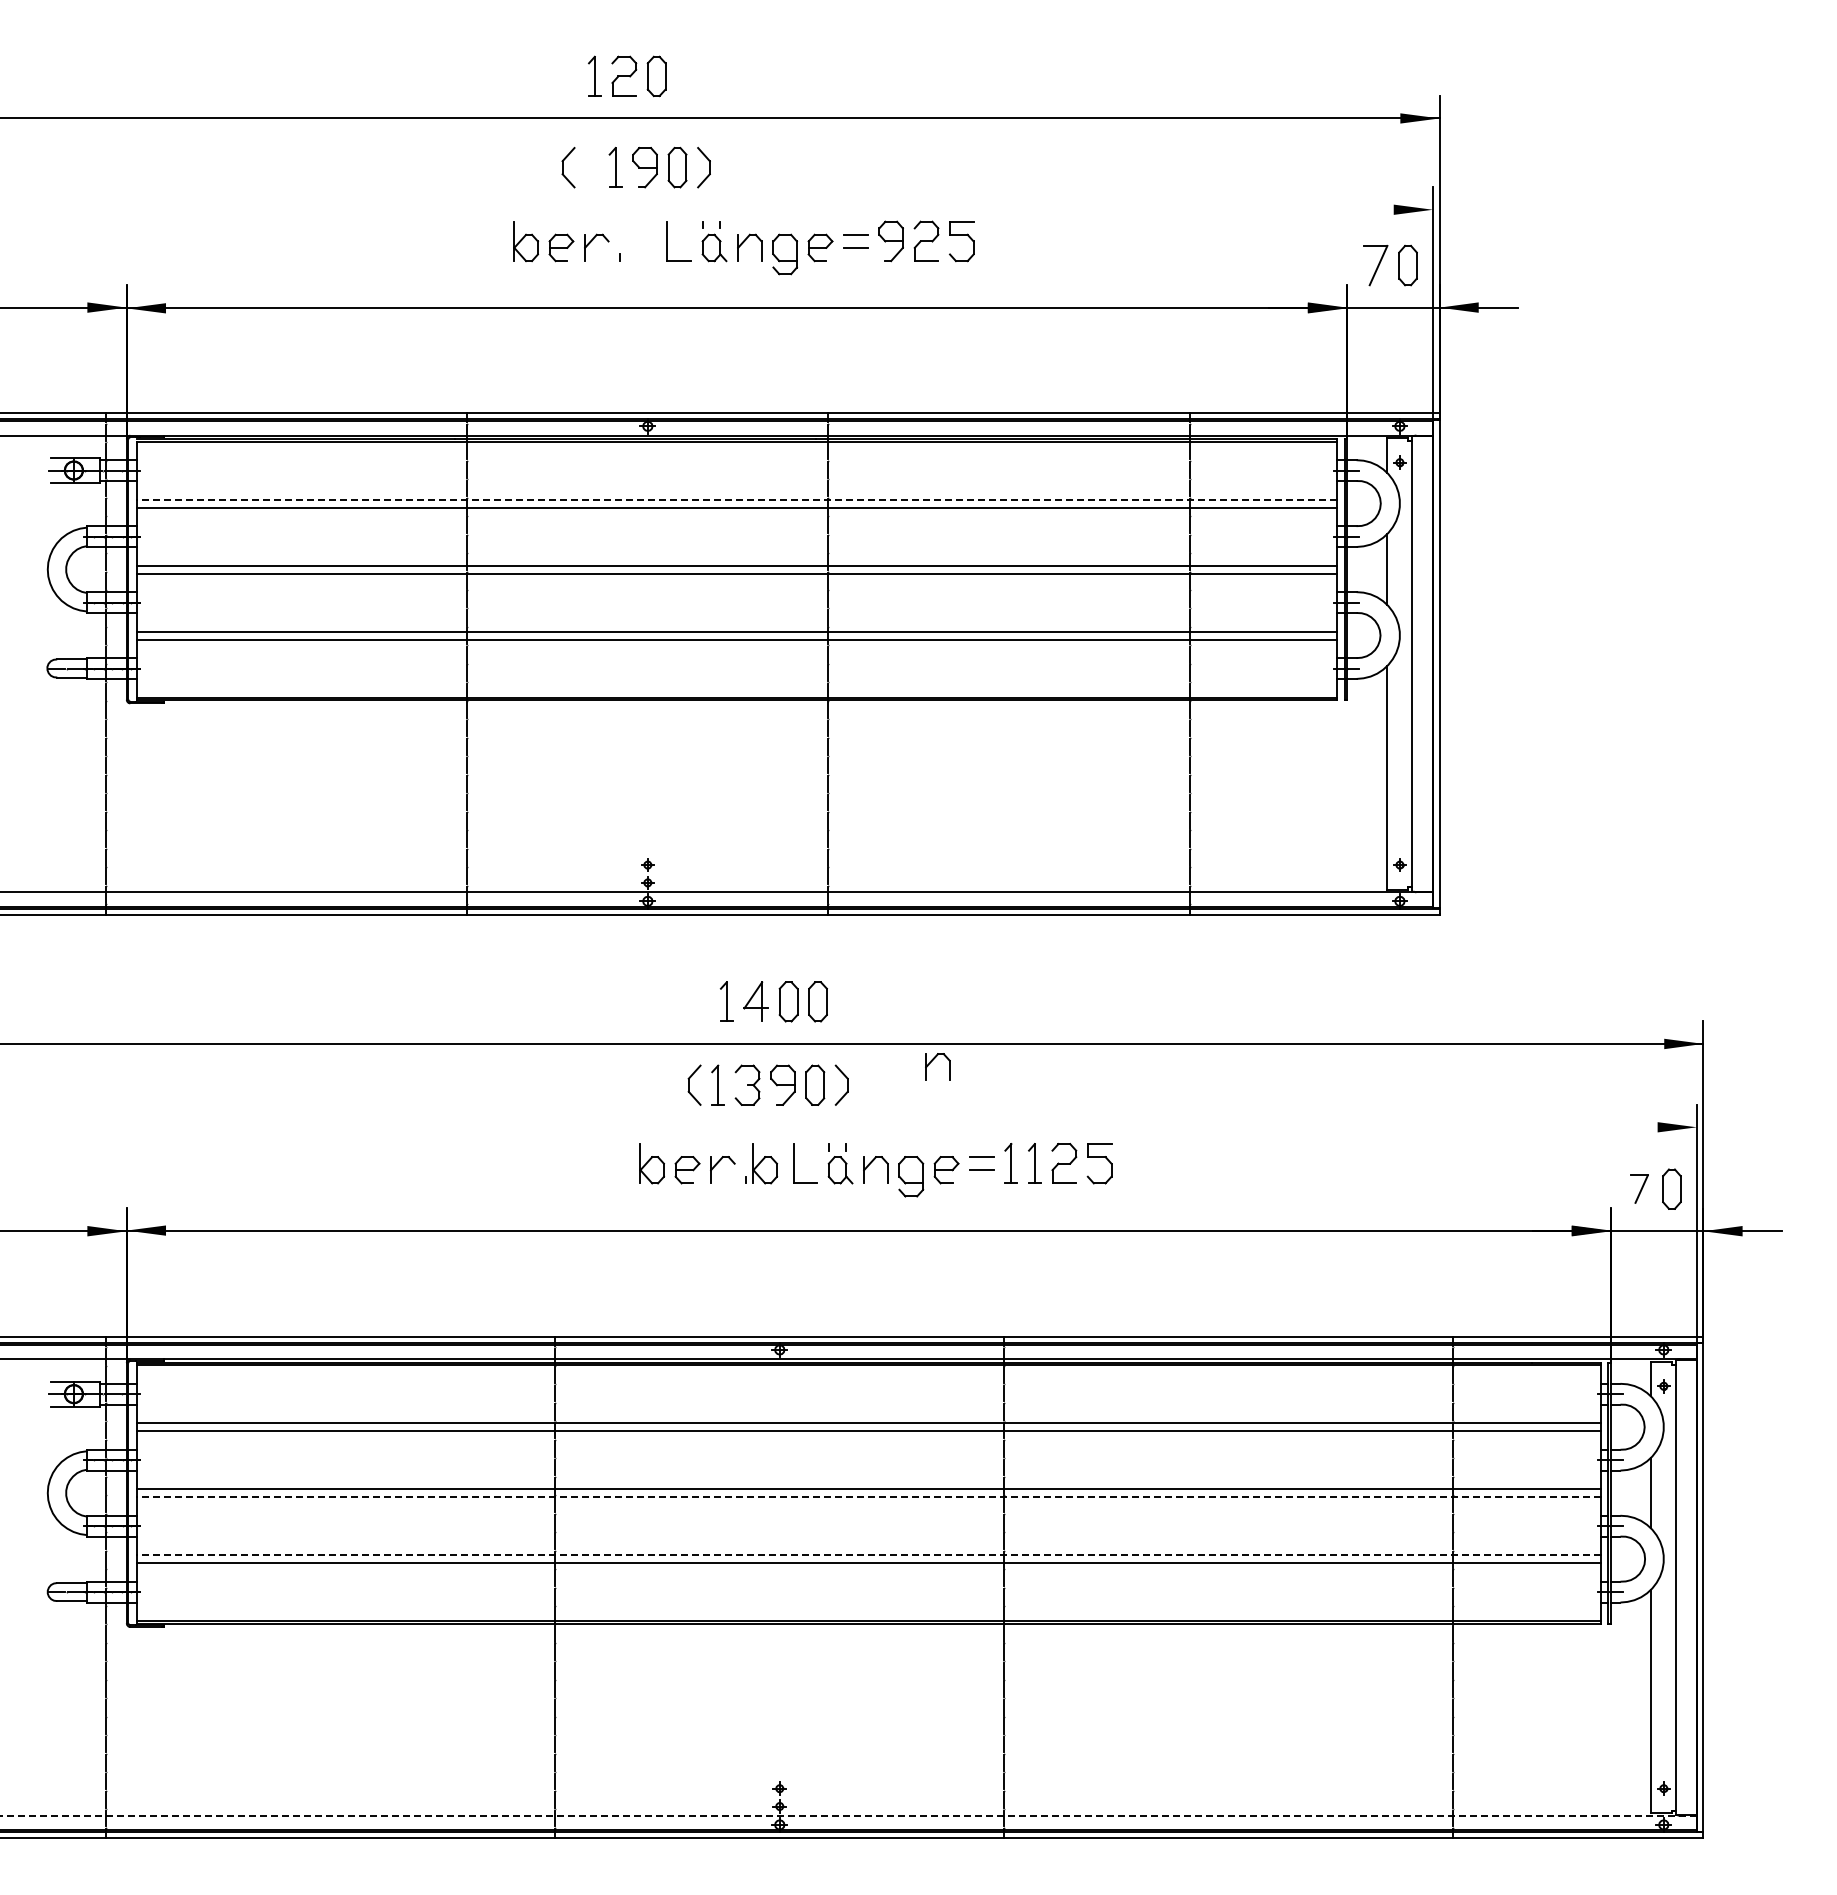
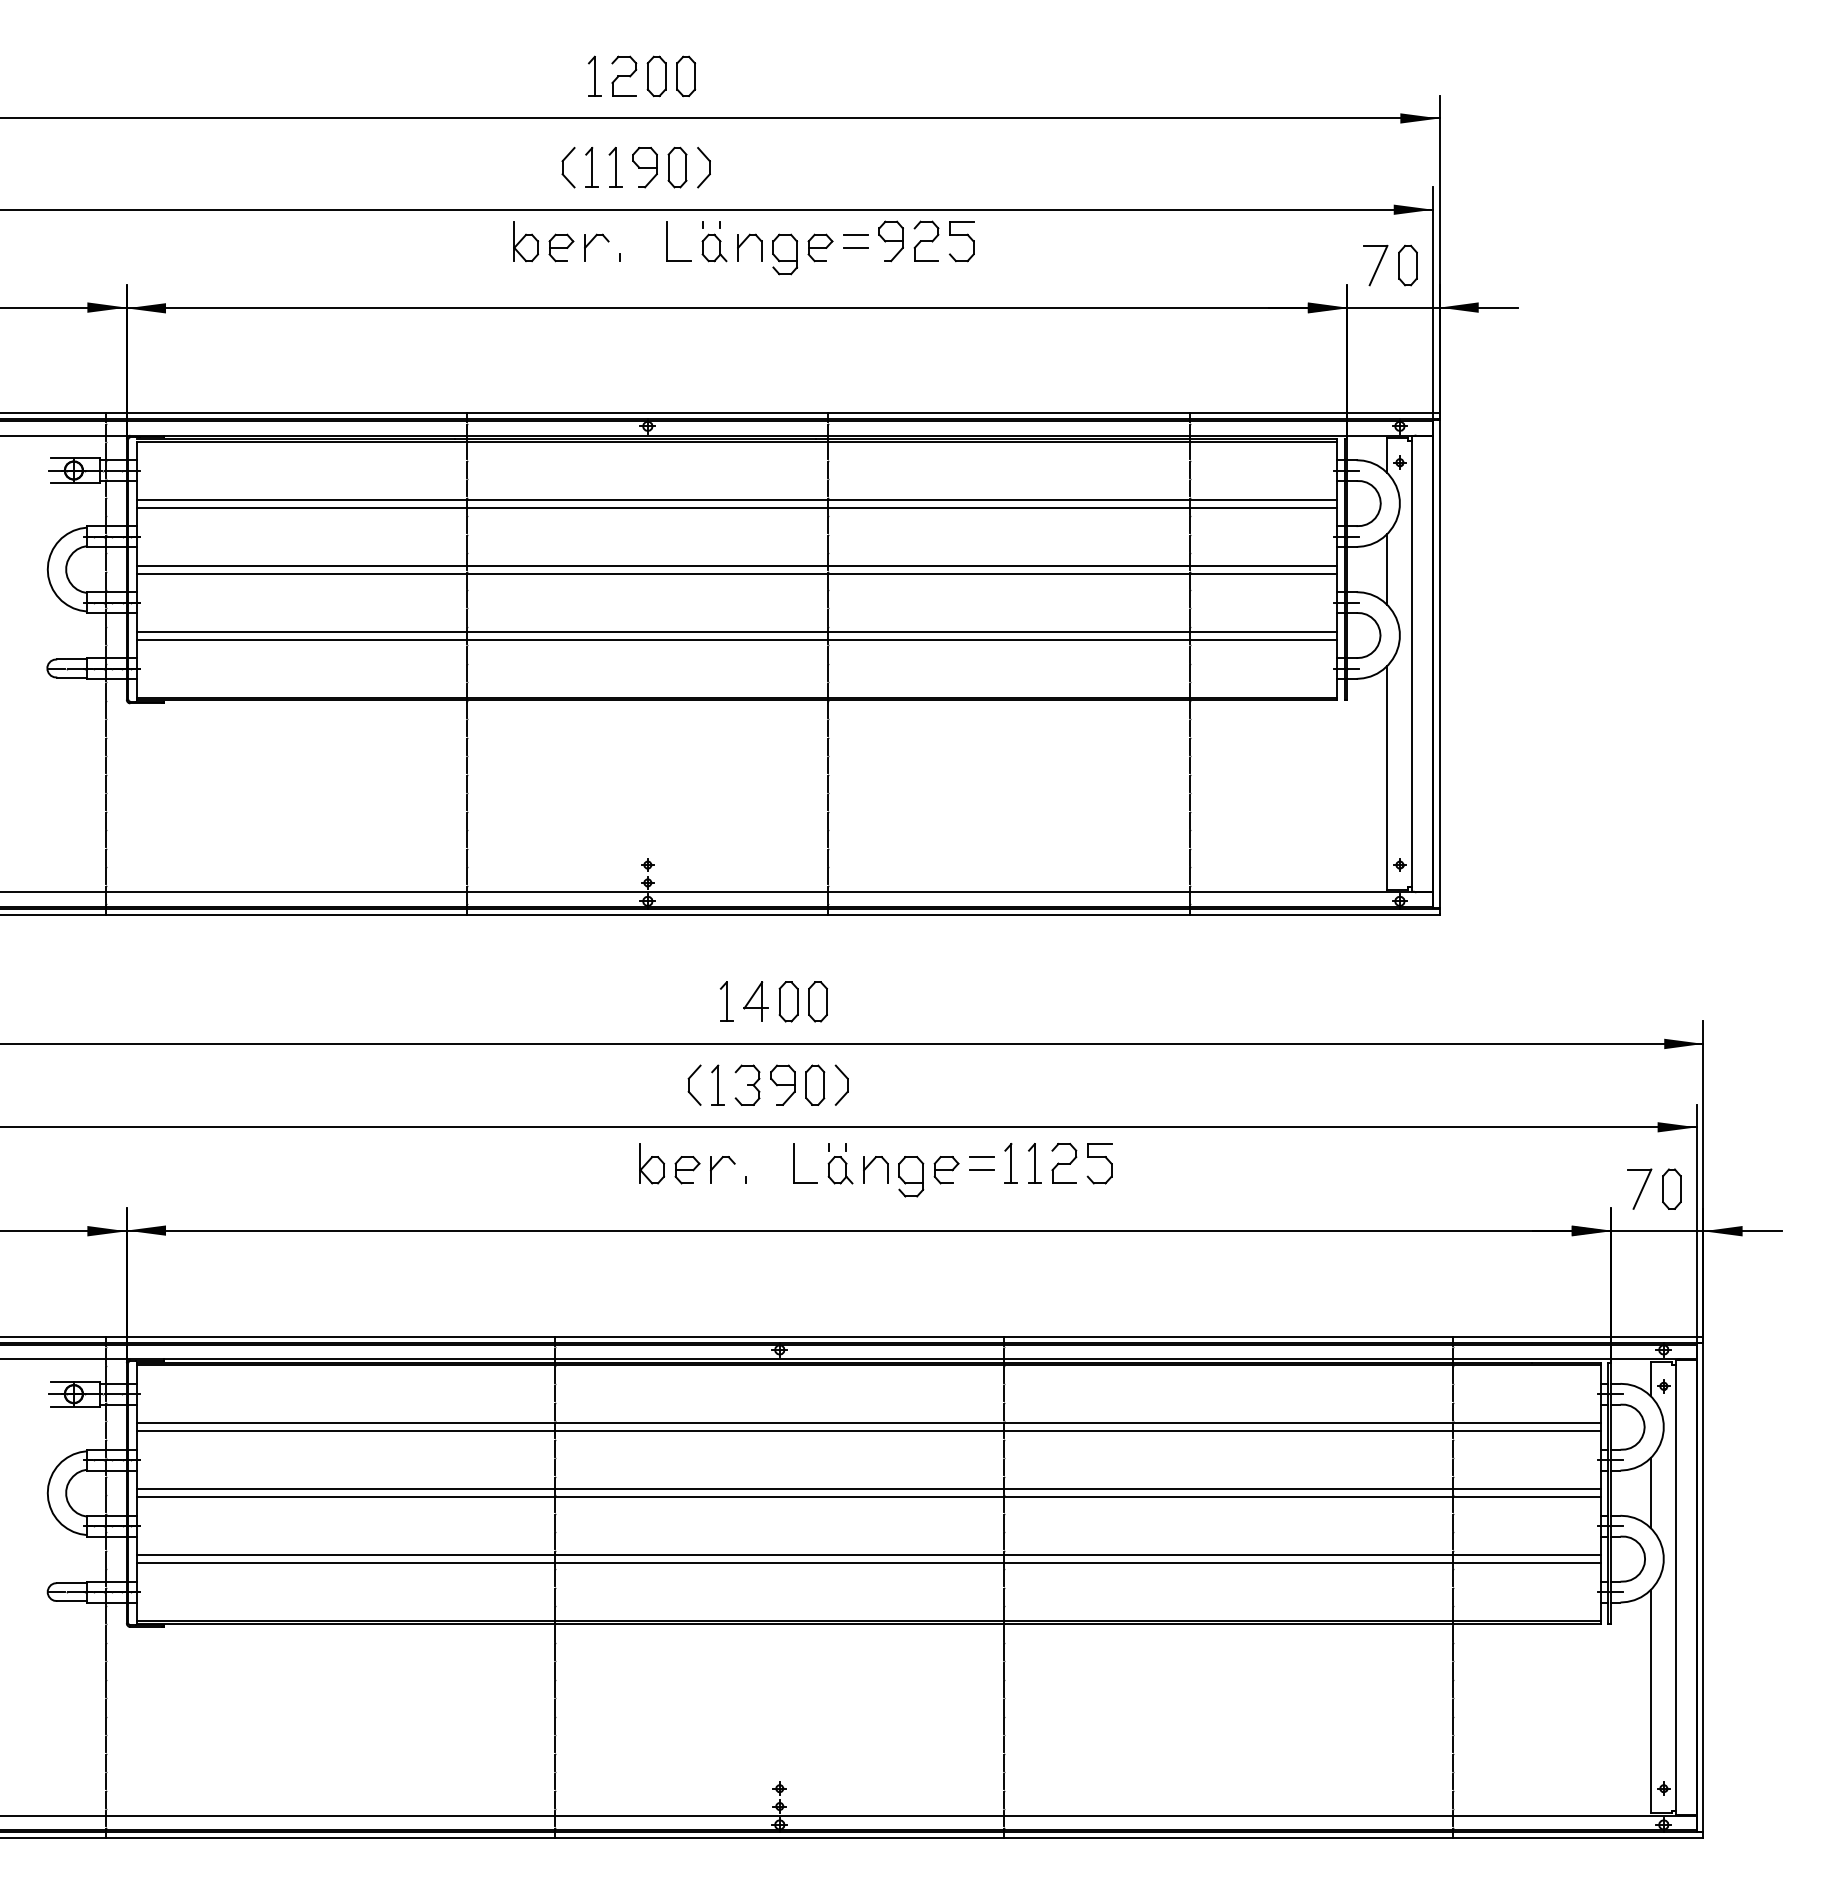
part: none -> present (685, 76)
part: none -> present (591, 167)
line: none -> present (717, 209)
line: dashed -> solid (736, 499)
part: present -> none (932, 1061)
line: none -> present (849, 1127)
part: present -> none (764, 1163)
part size: 19x30 px -> 26x42 px (1639, 1188)
line: dashed -> solid (868, 1497)
line: dashed -> solid (868, 1555)
line: dashed -> solid (848, 1815)
